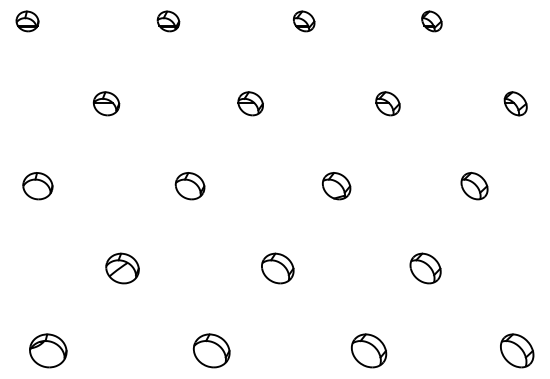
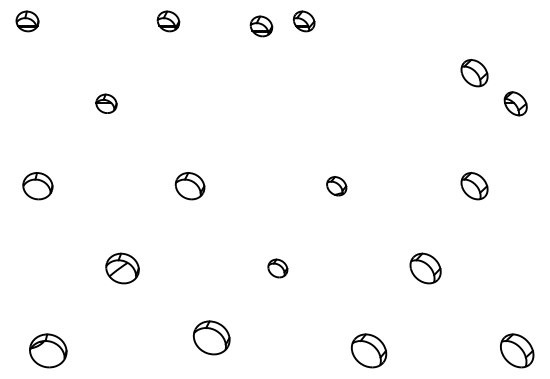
part: present -> none (431, 21)
part: none -> present (261, 26)
part: none -> present (474, 73)
part size: 29x26 px -> 23x21 px (106, 103)
part: present -> none (250, 103)
part: present -> none (387, 103)
part size: 30x29 px -> 22x21 px (336, 186)
part size: 34x33 px -> 22x21 px (277, 268)
part position: (211, 350) -> (211, 337) (211, 337)
